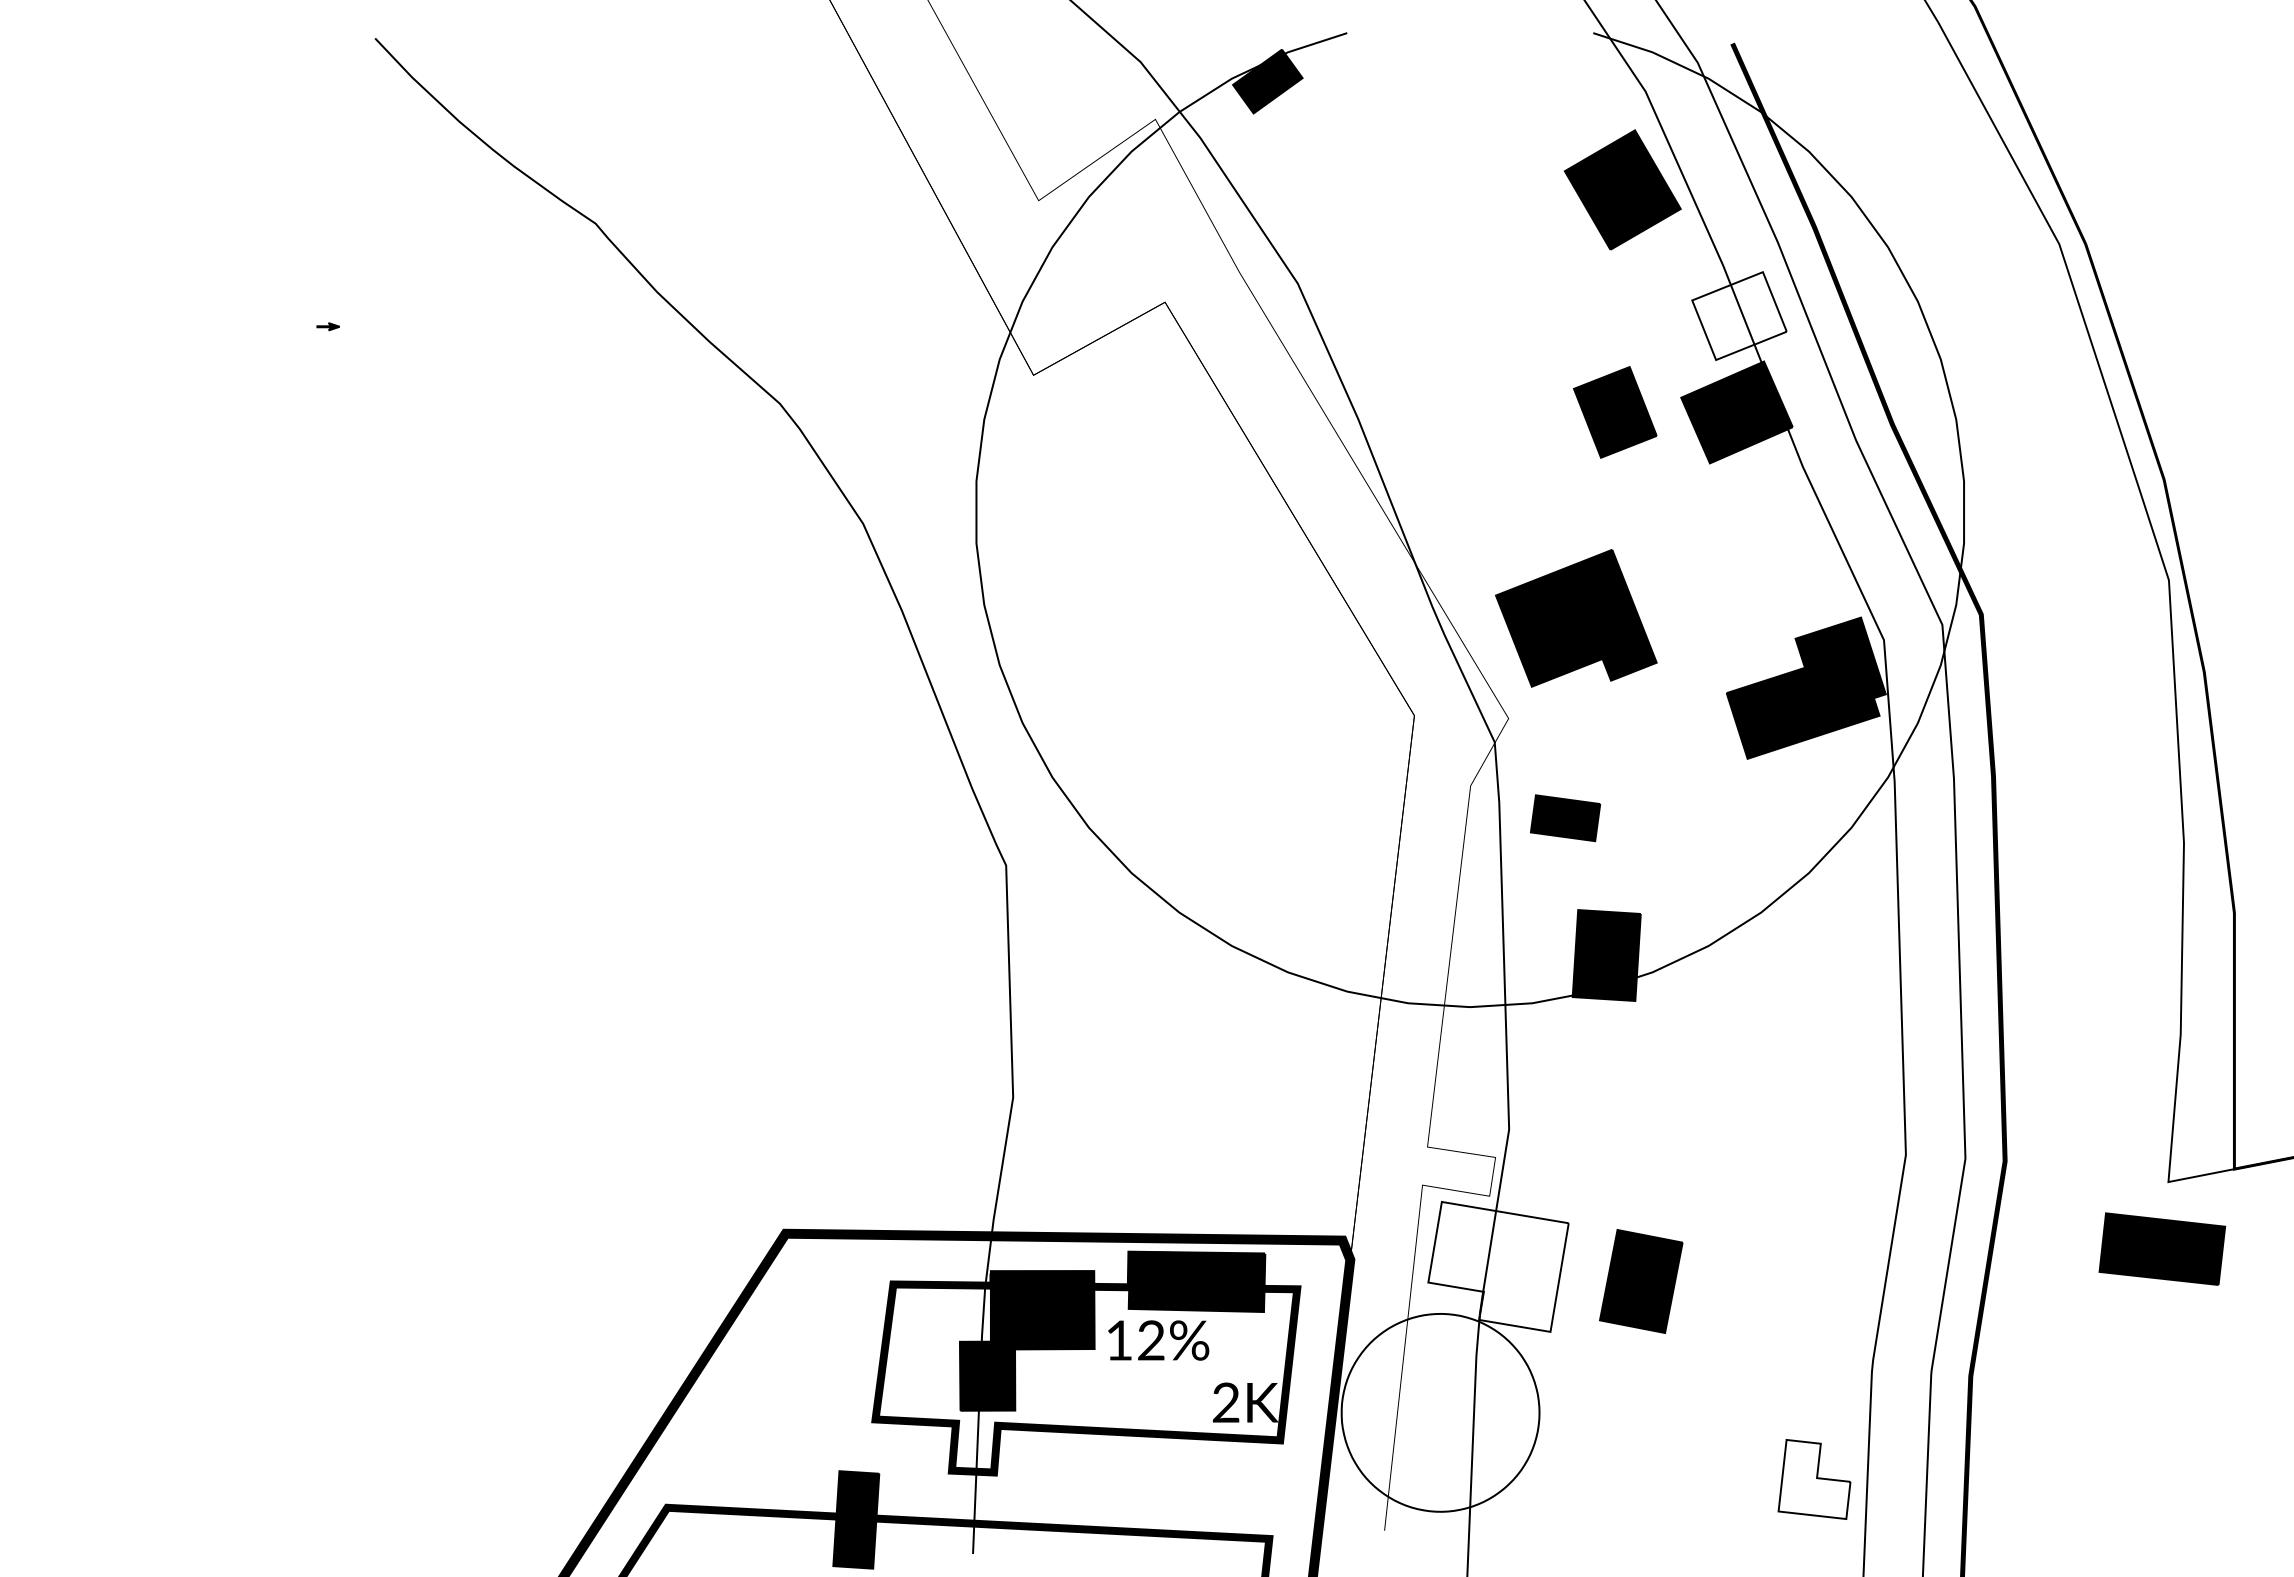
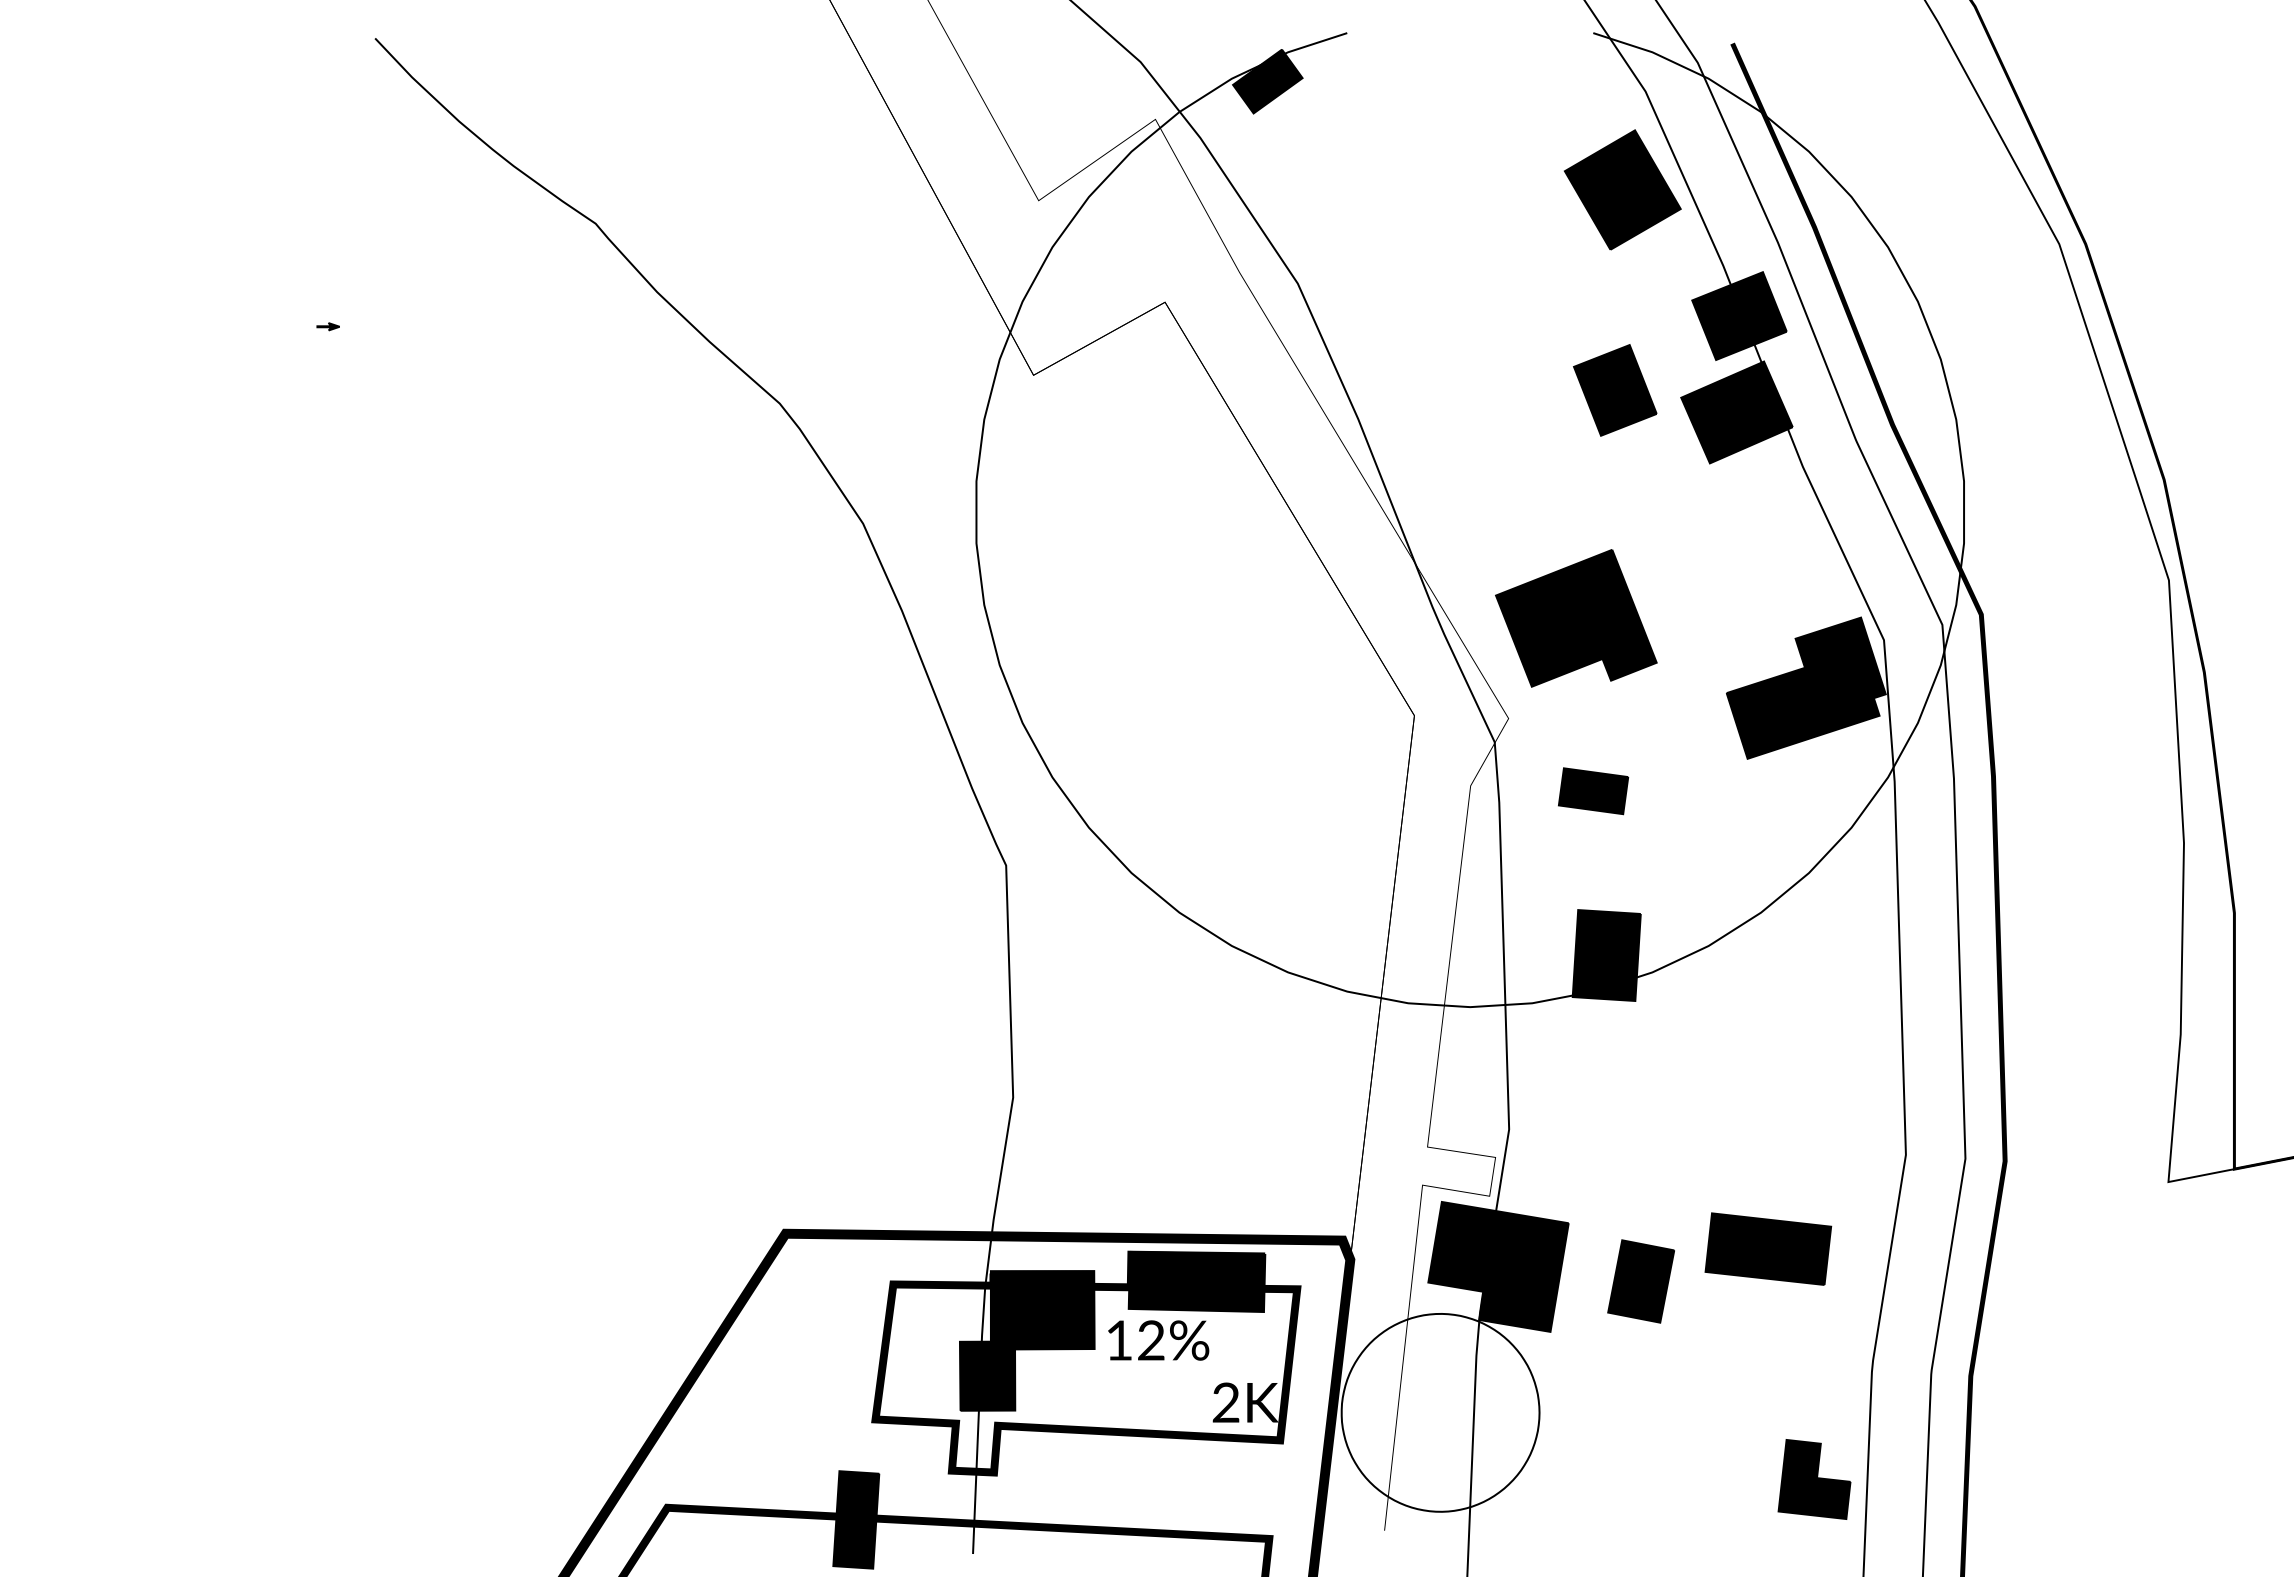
fill: none -> present (1739, 316)
part position: (1615, 412) -> (1615, 390) (1615, 390)
part position: (1565, 818) -> (1593, 791) (1593, 791)
part position: (2162, 1248) -> (1768, 1248) (1768, 1248)
fill: none -> present (1498, 1266)
part size: 85x105 px -> 68x85 px (1640, 1281)
fill: none -> present (1814, 1479)
